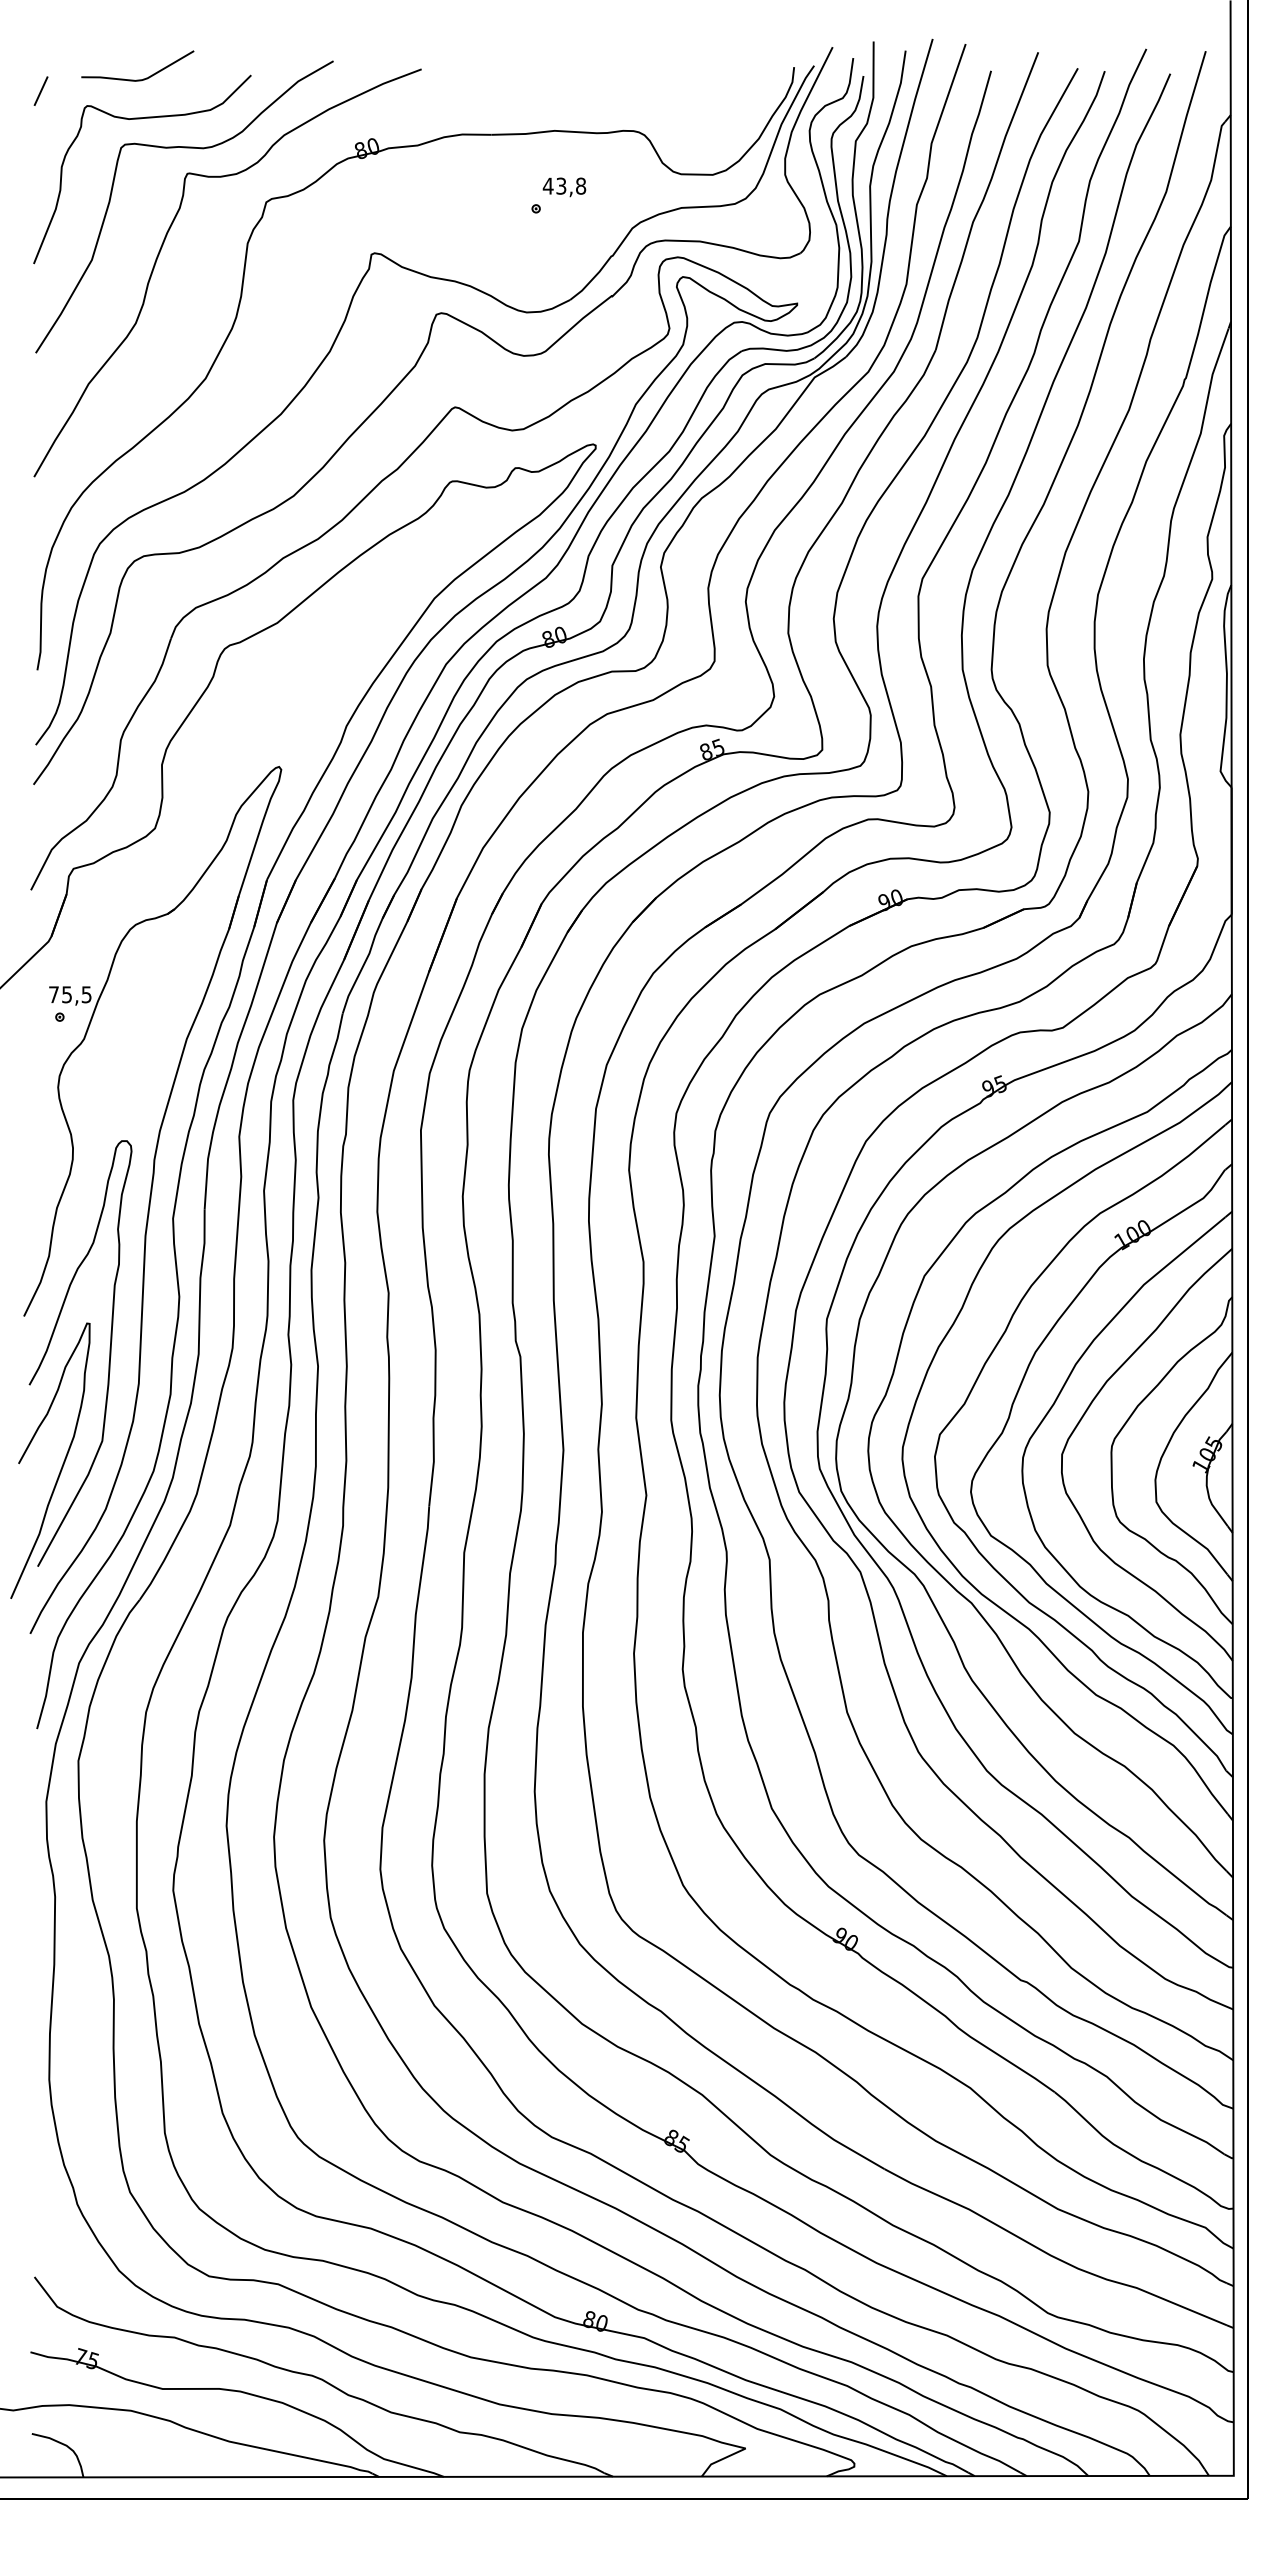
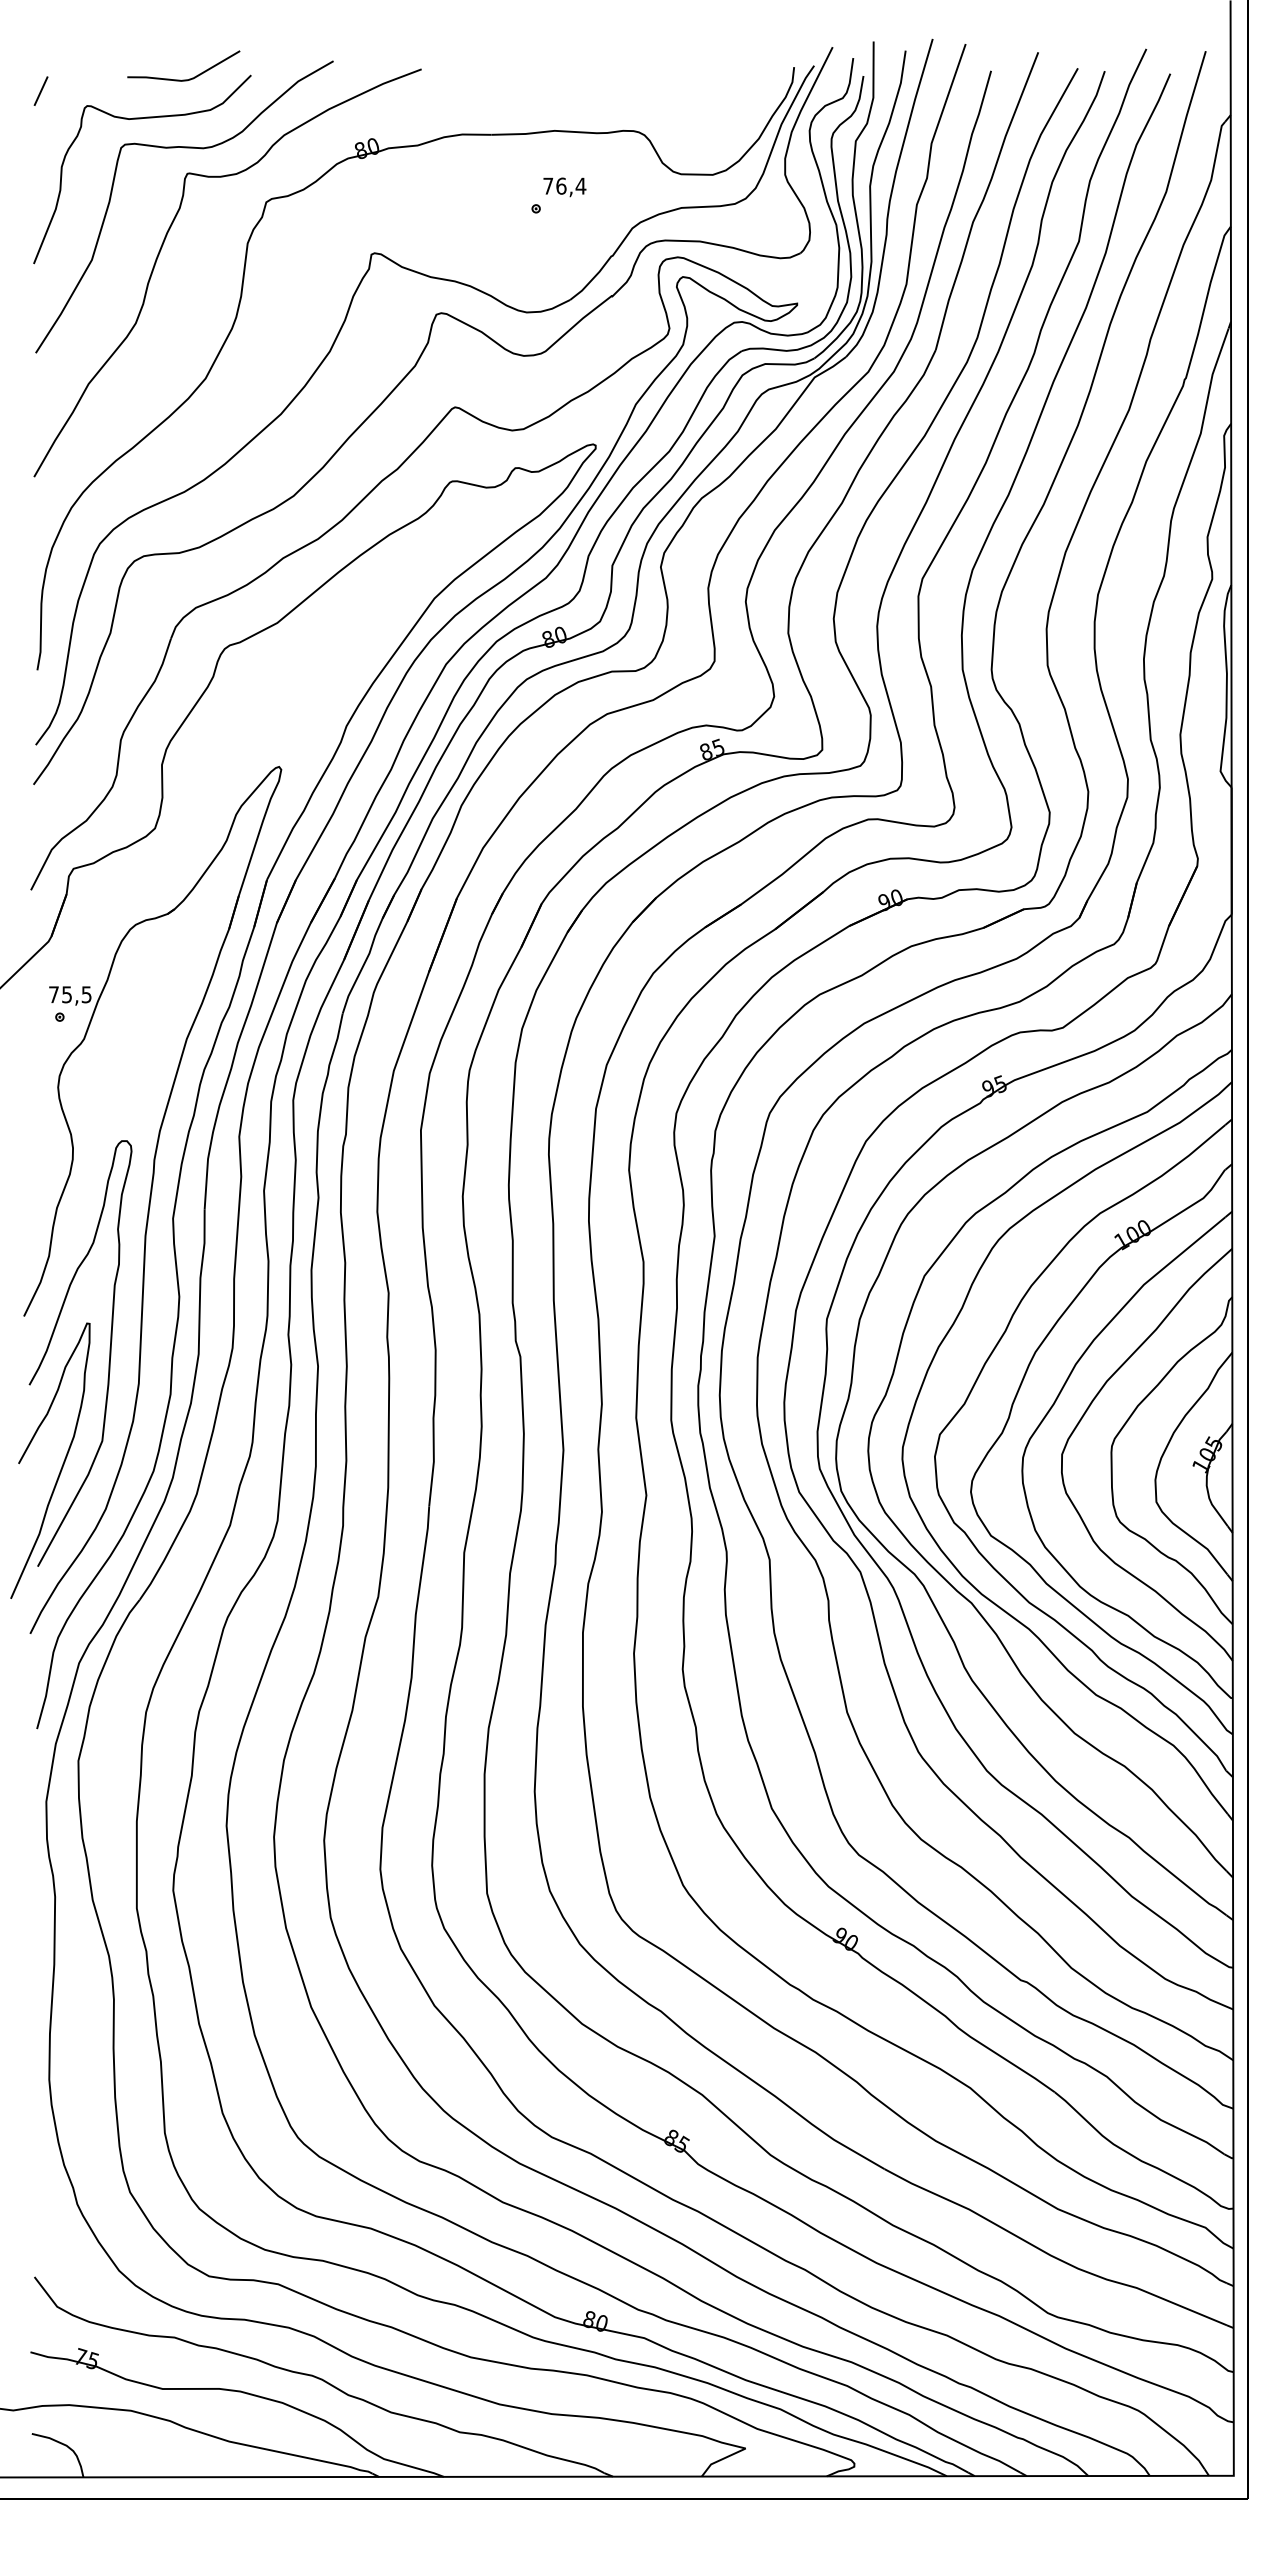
curve position: (137, 79) -> (183, 79) (183, 79)
text: 43,8 -> 76,4 (564, 185)
